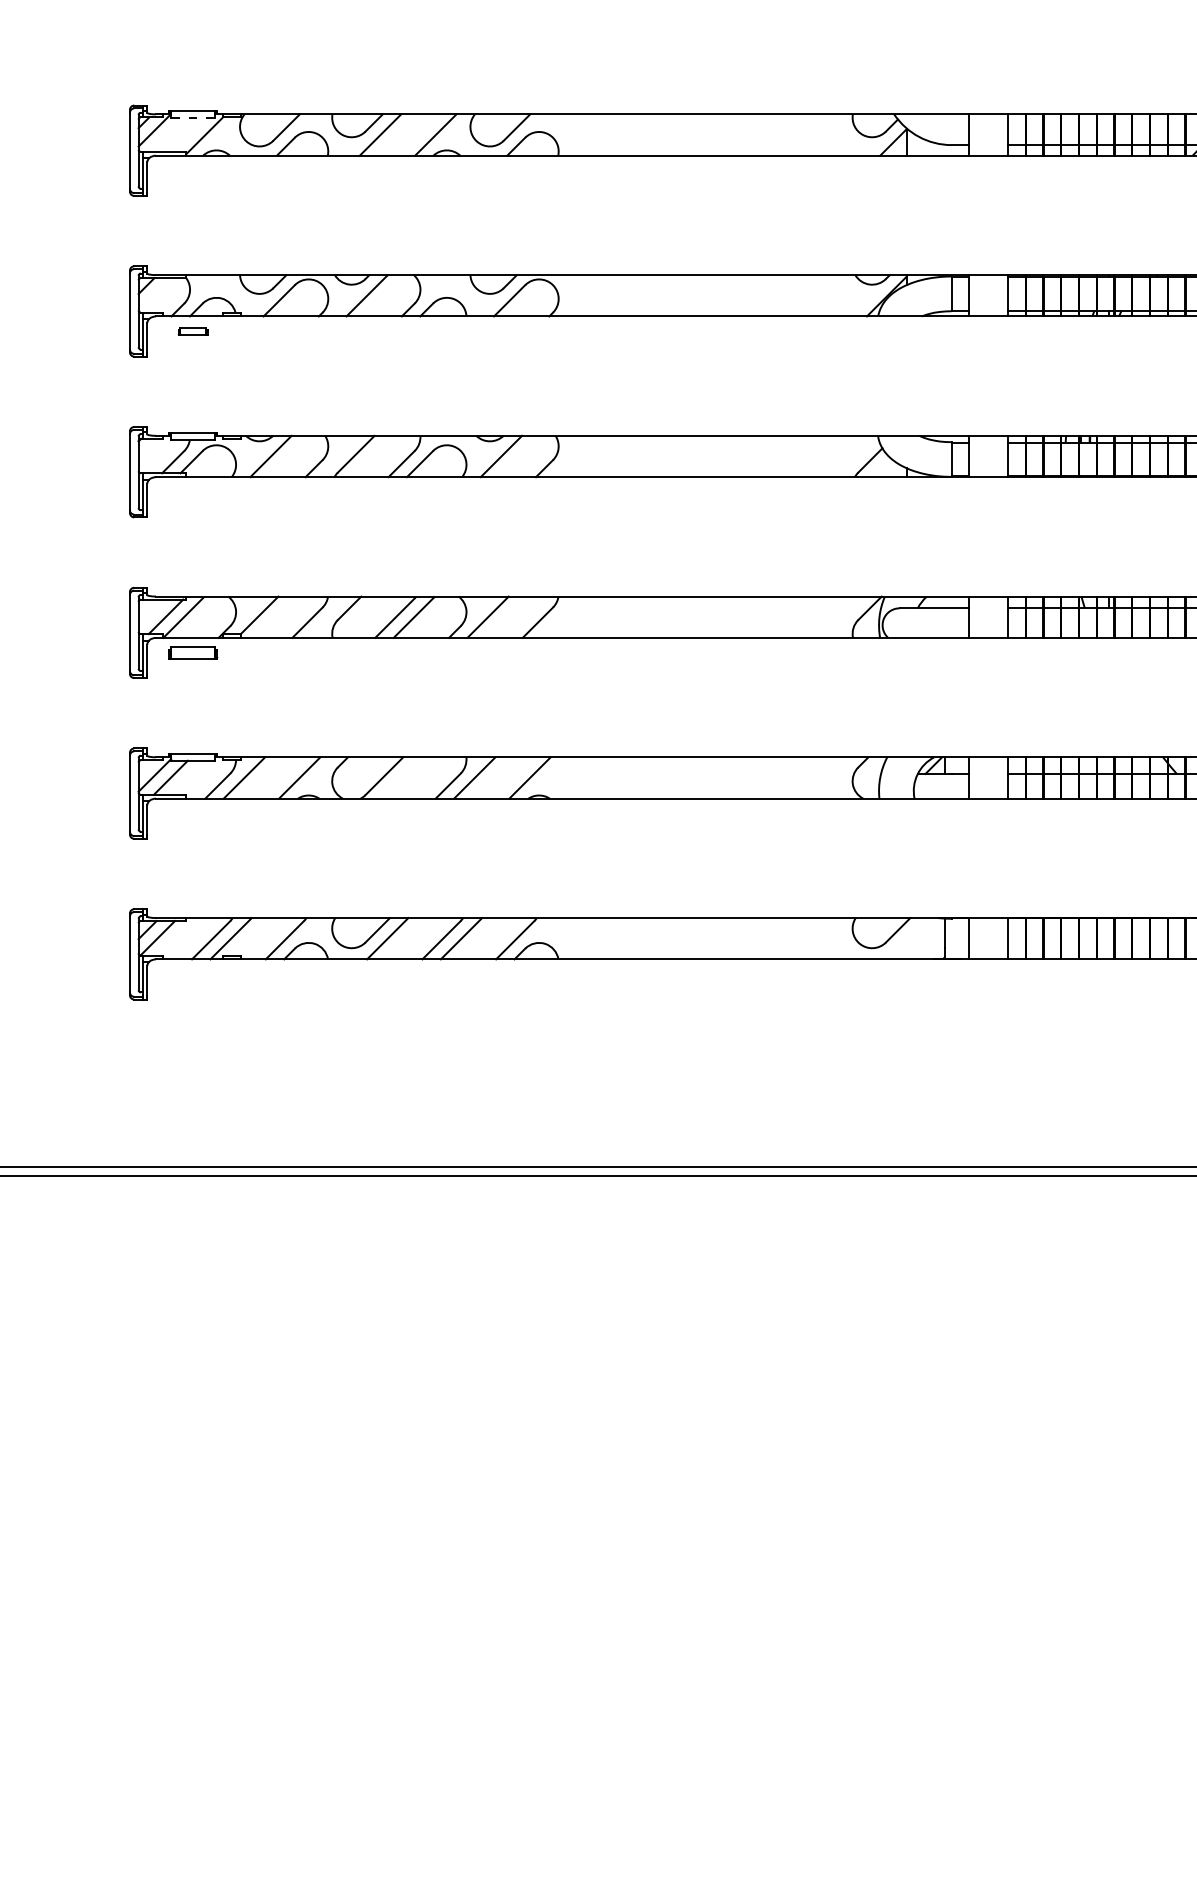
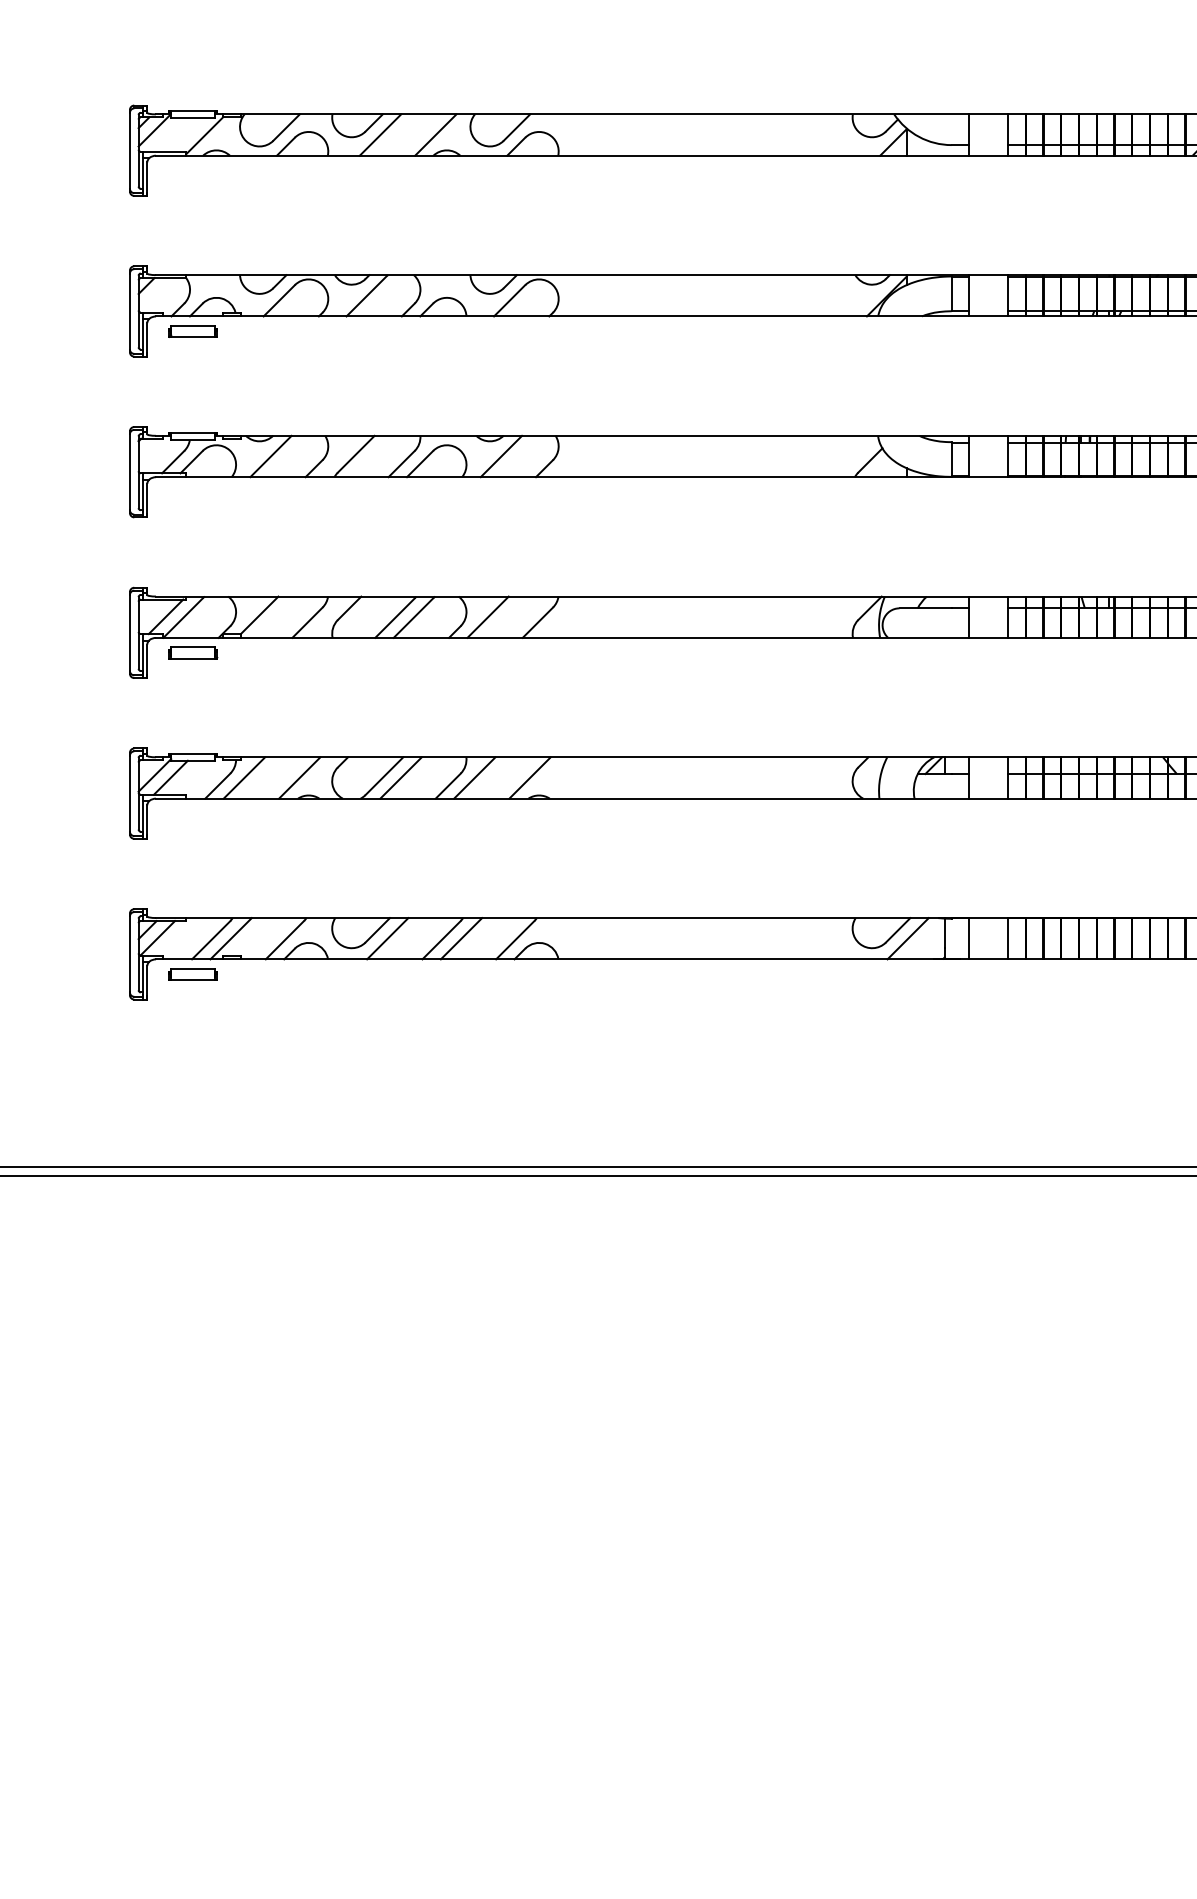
line: dashed -> solid (192, 117)
part size: 32x9 px -> 50x13 px (192, 331)
line: none -> present (400, 777)
line: none -> present (907, 938)
part: none -> present (192, 974)
